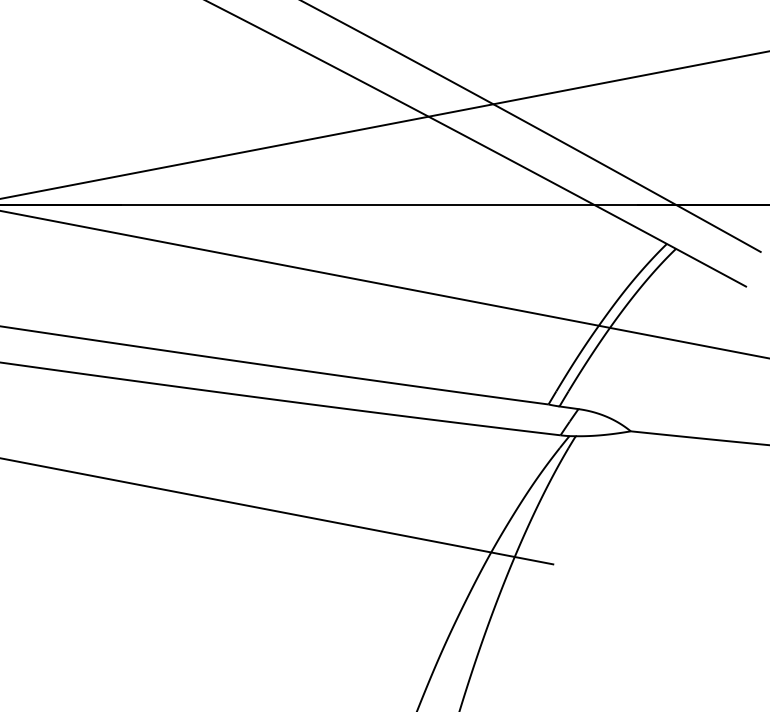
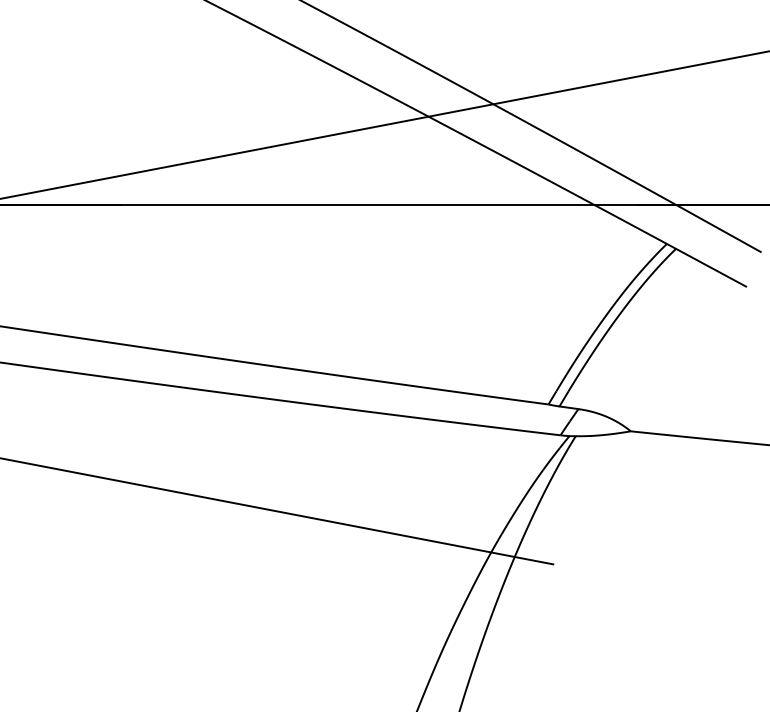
line: present -> none (384, 284)
